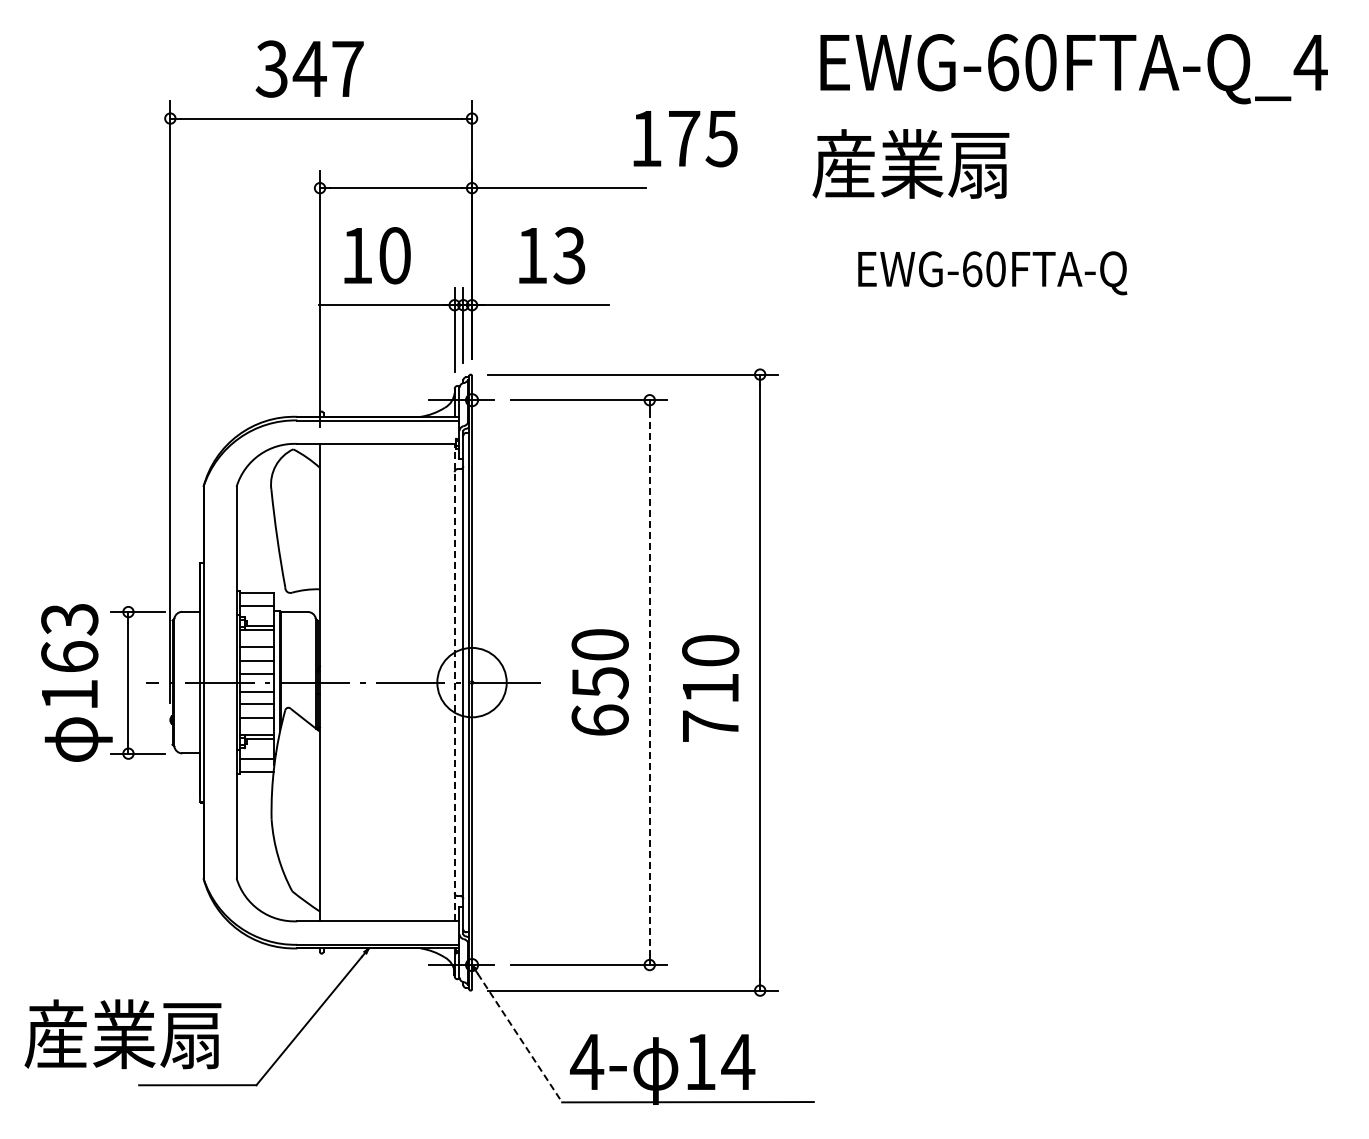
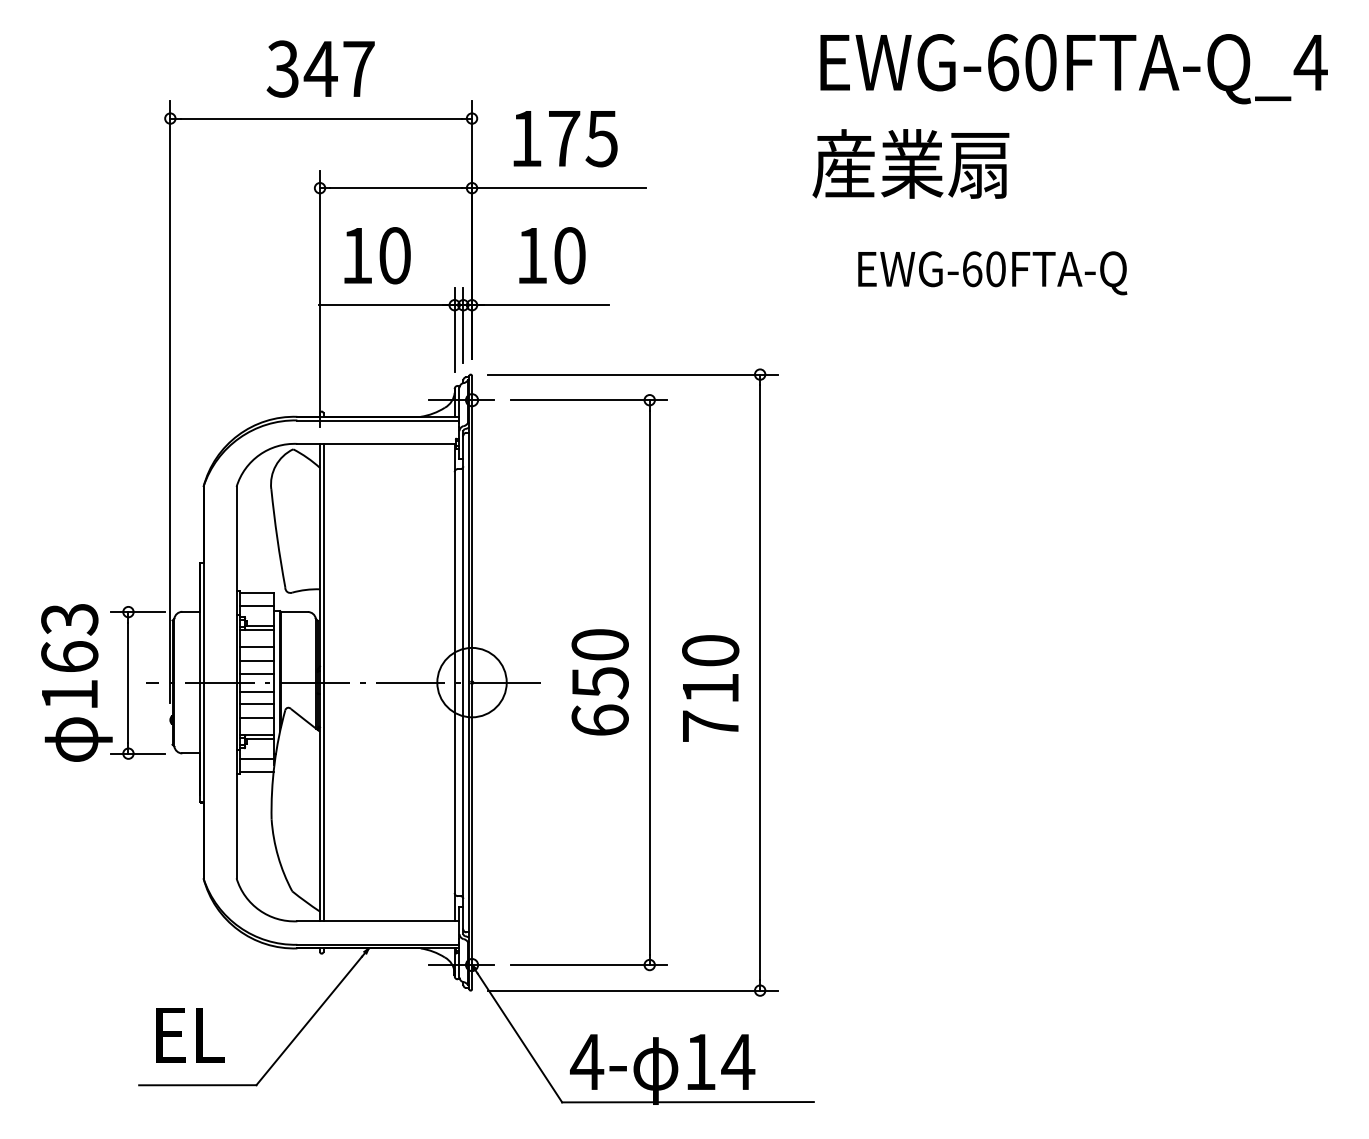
text position: (309, 68) -> (320, 68) (320, 68)
text position: (685, 139) -> (565, 139) (565, 139)
text: 13 -> 10 (569, 255)
line: none -> present (323, 682)
line: dashed -> solid (454, 682)
line: dashed -> solid (649, 682)
text: 産業扇 -> EL (124, 1034)
line: dashed -> solid (519, 1038)
